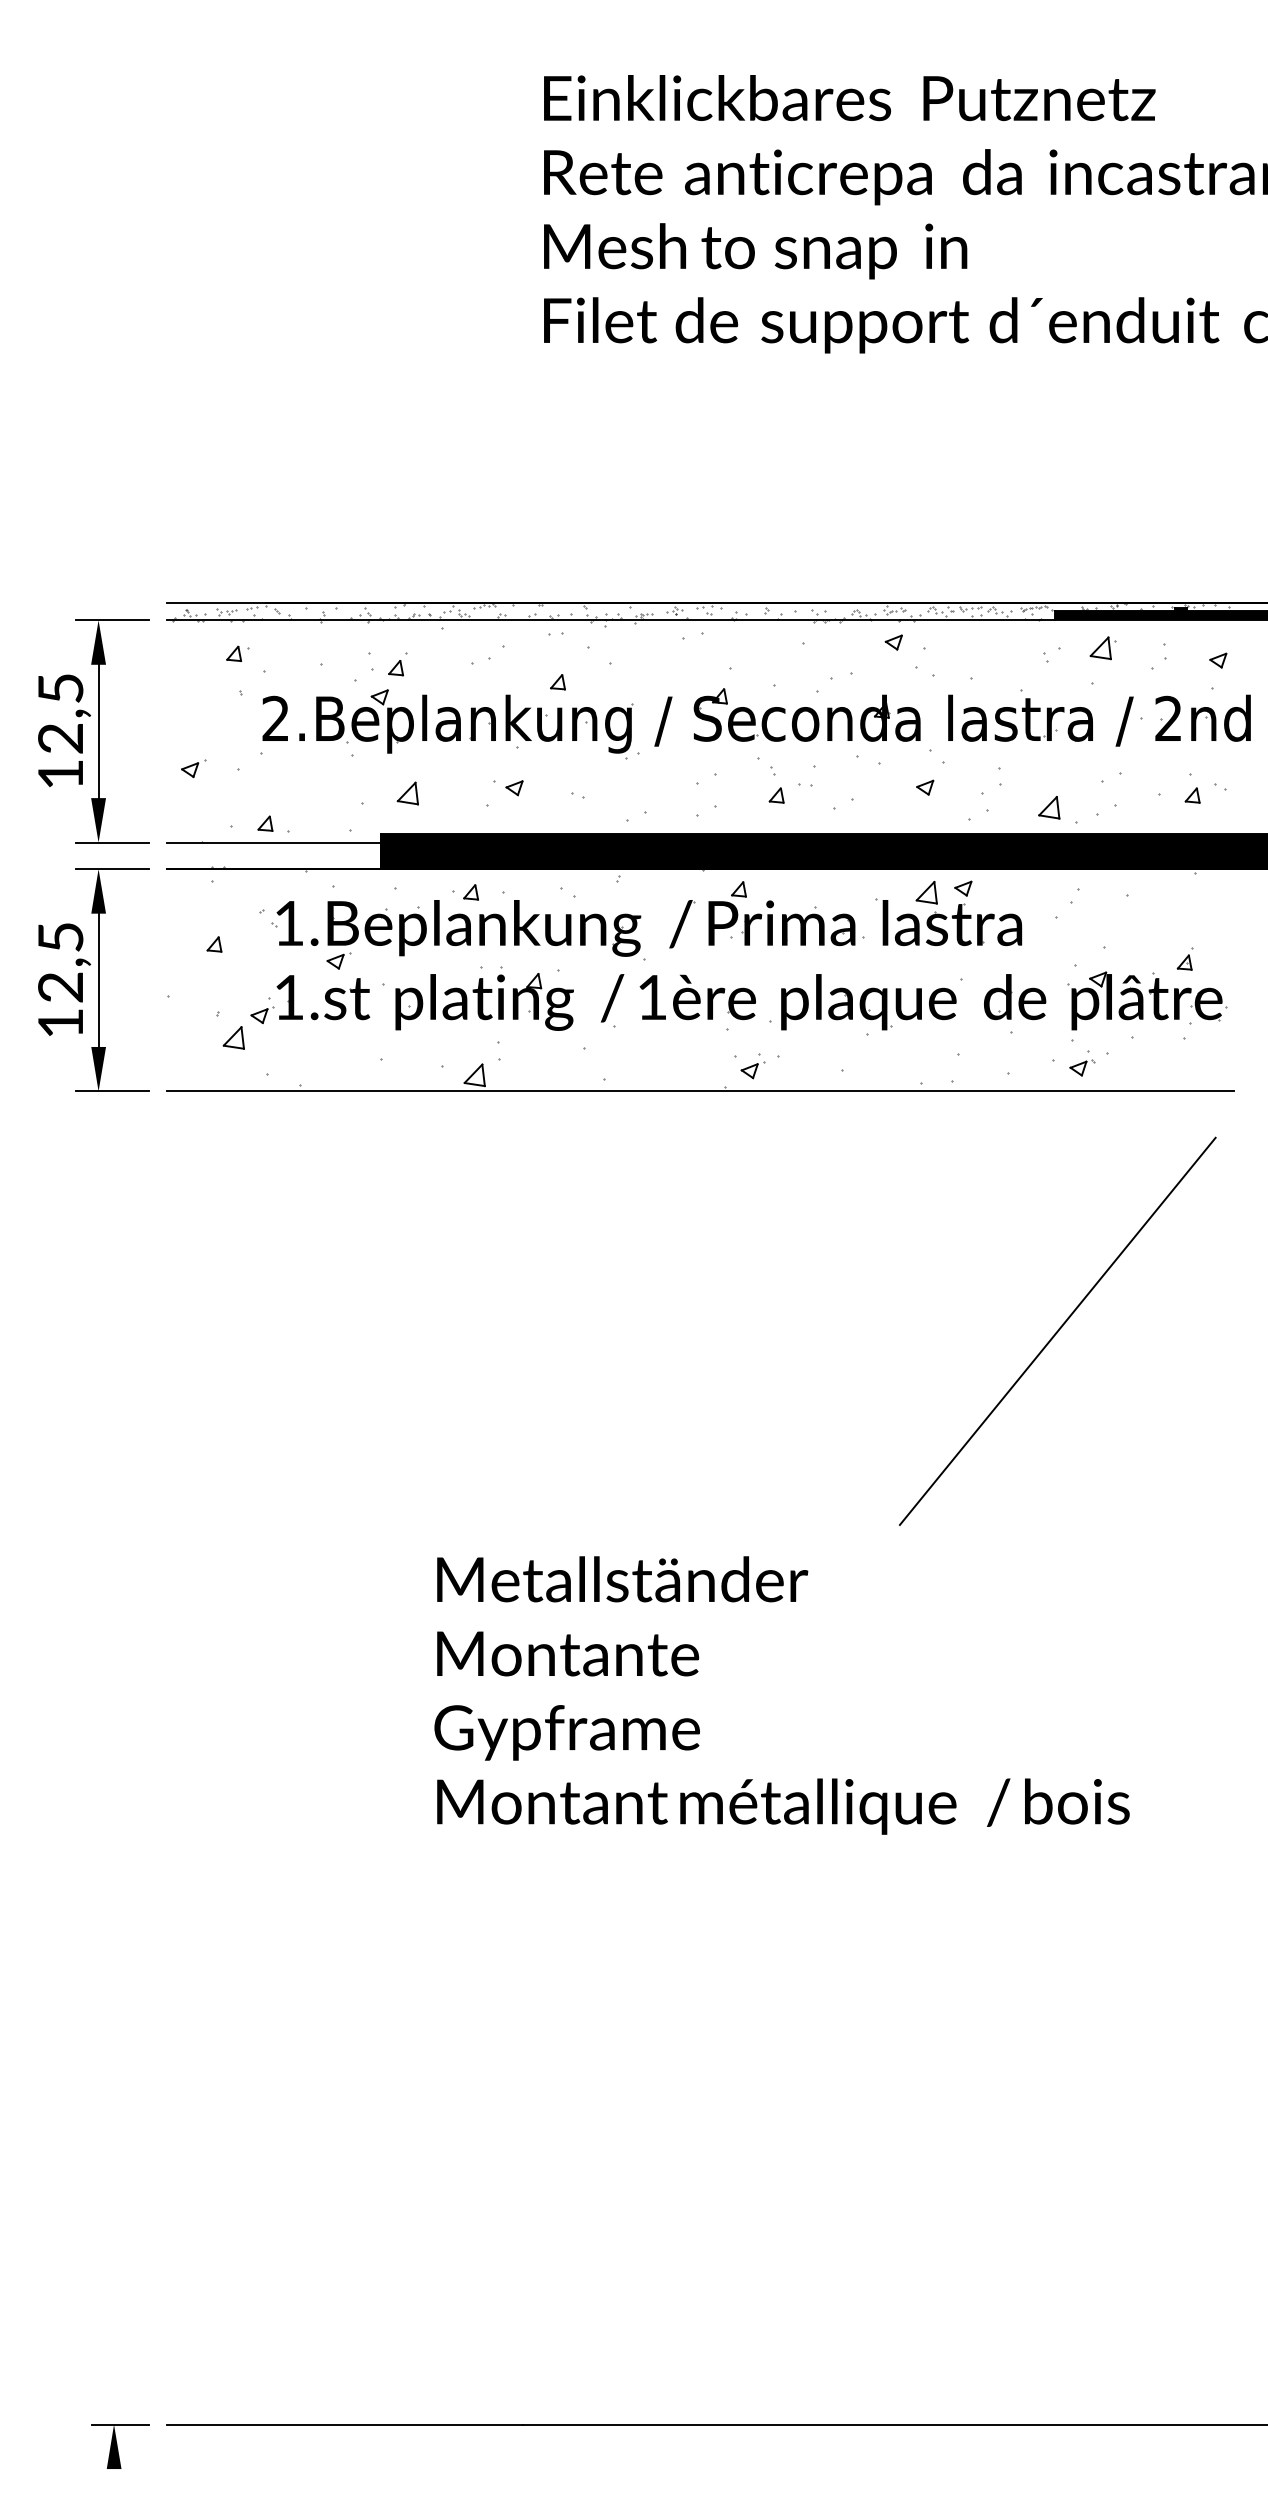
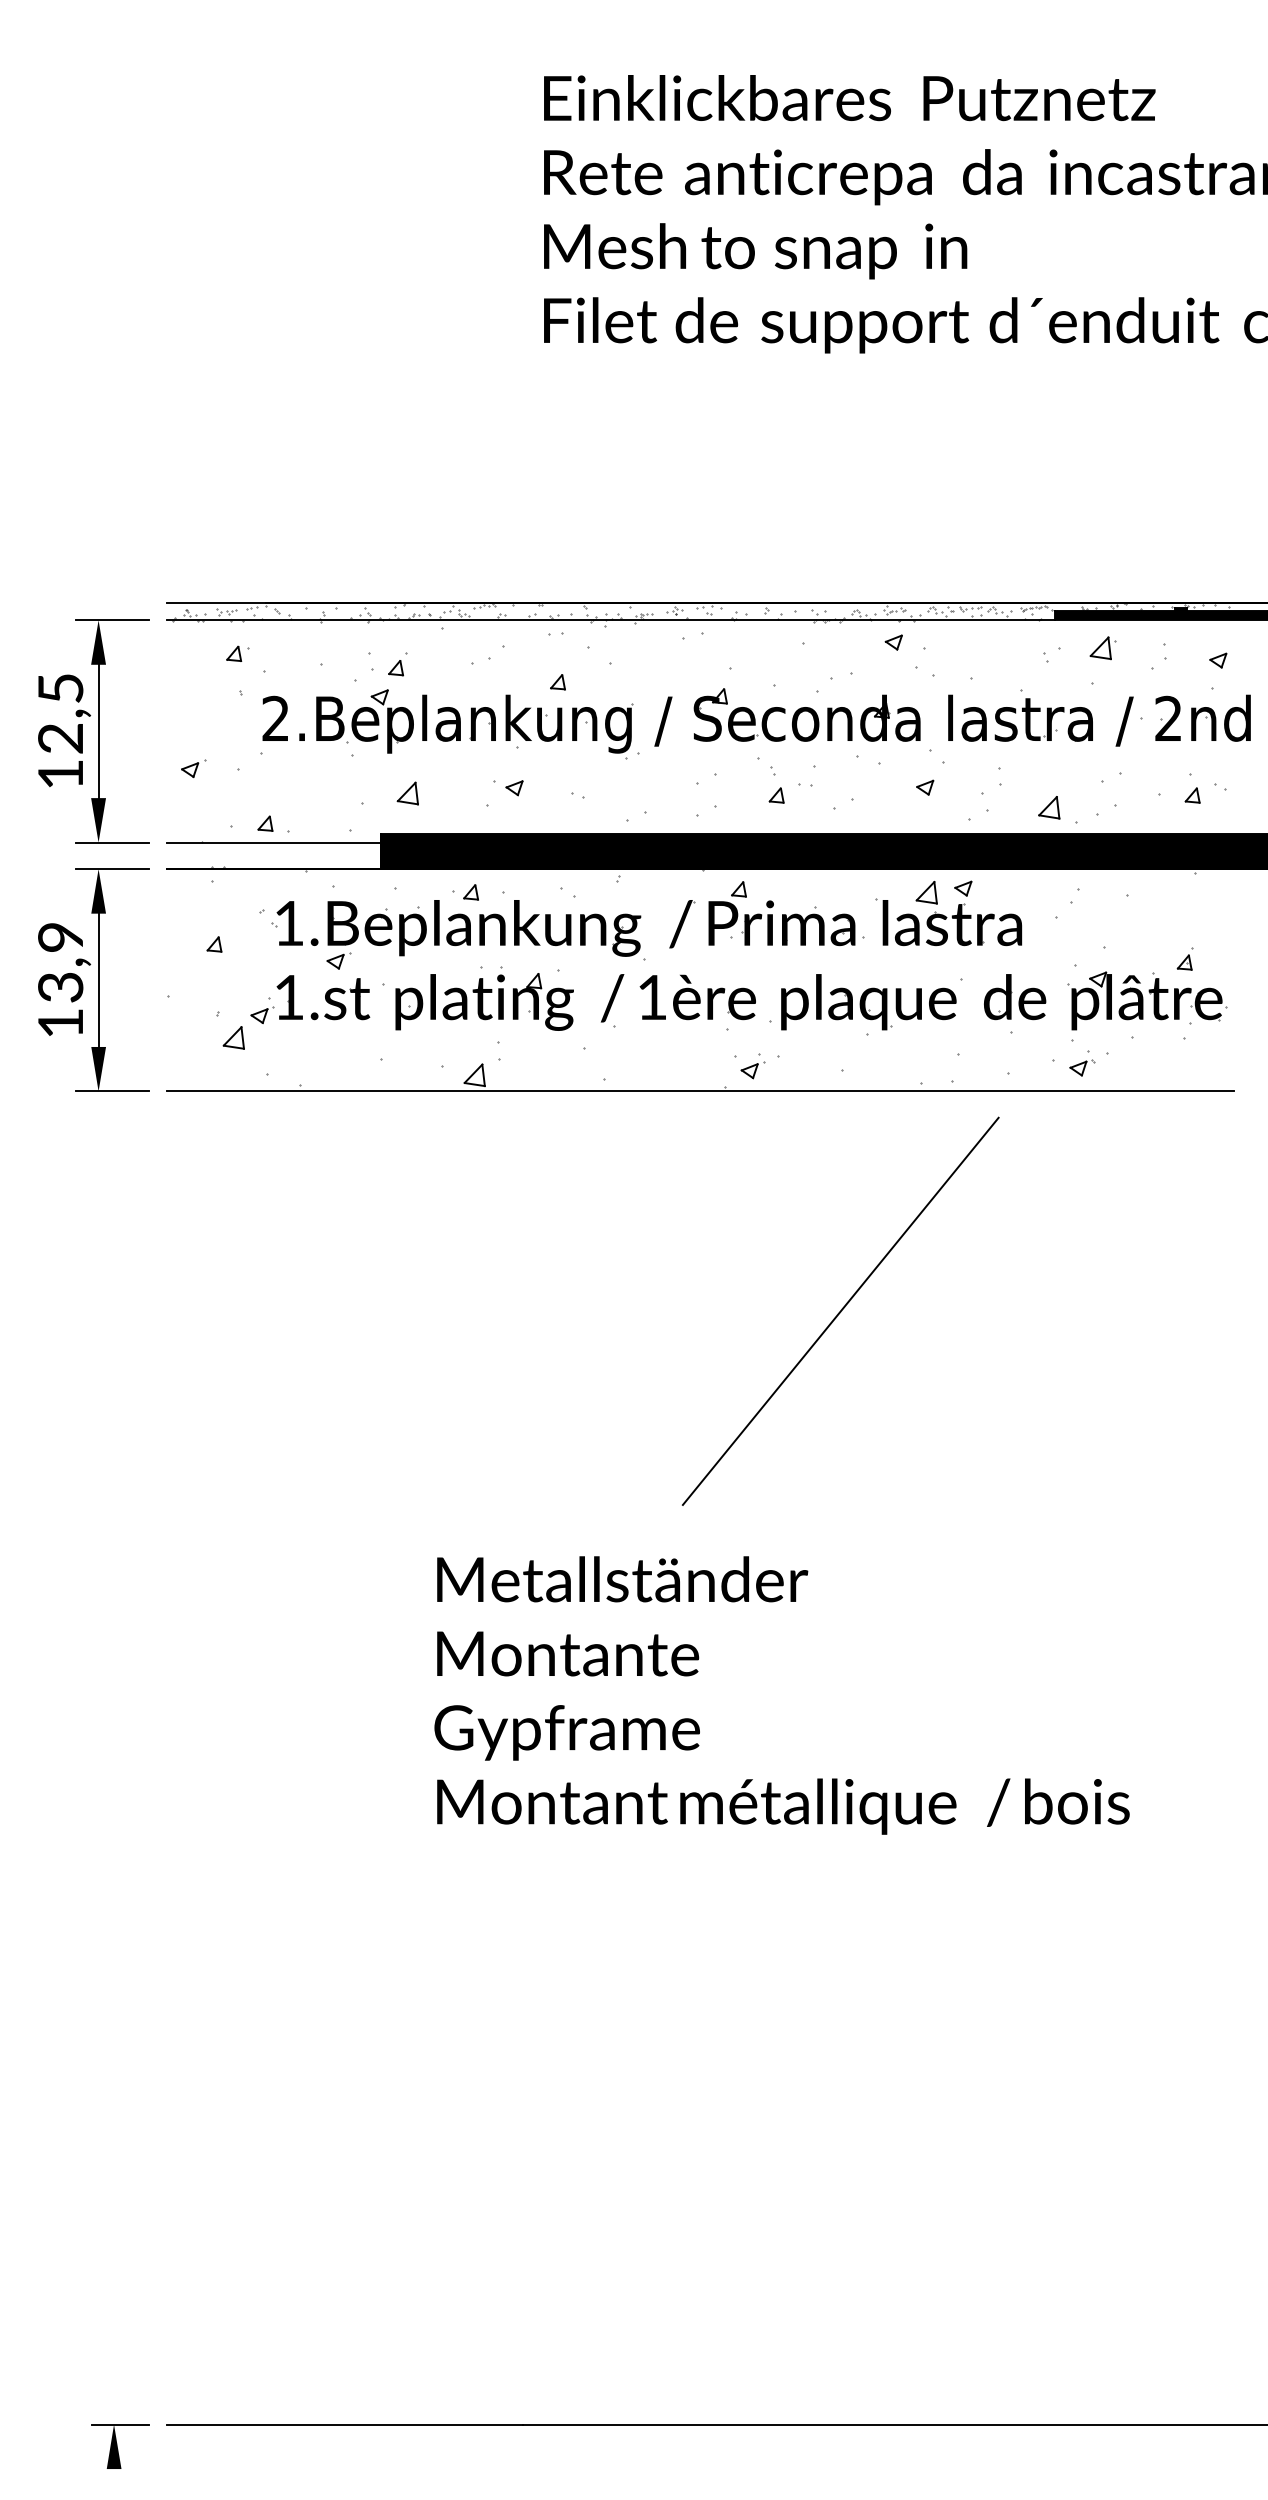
text: 12,5 -> 13,9 (60, 962)
line position: (1057, 1330) -> (840, 1310) (840, 1310)
